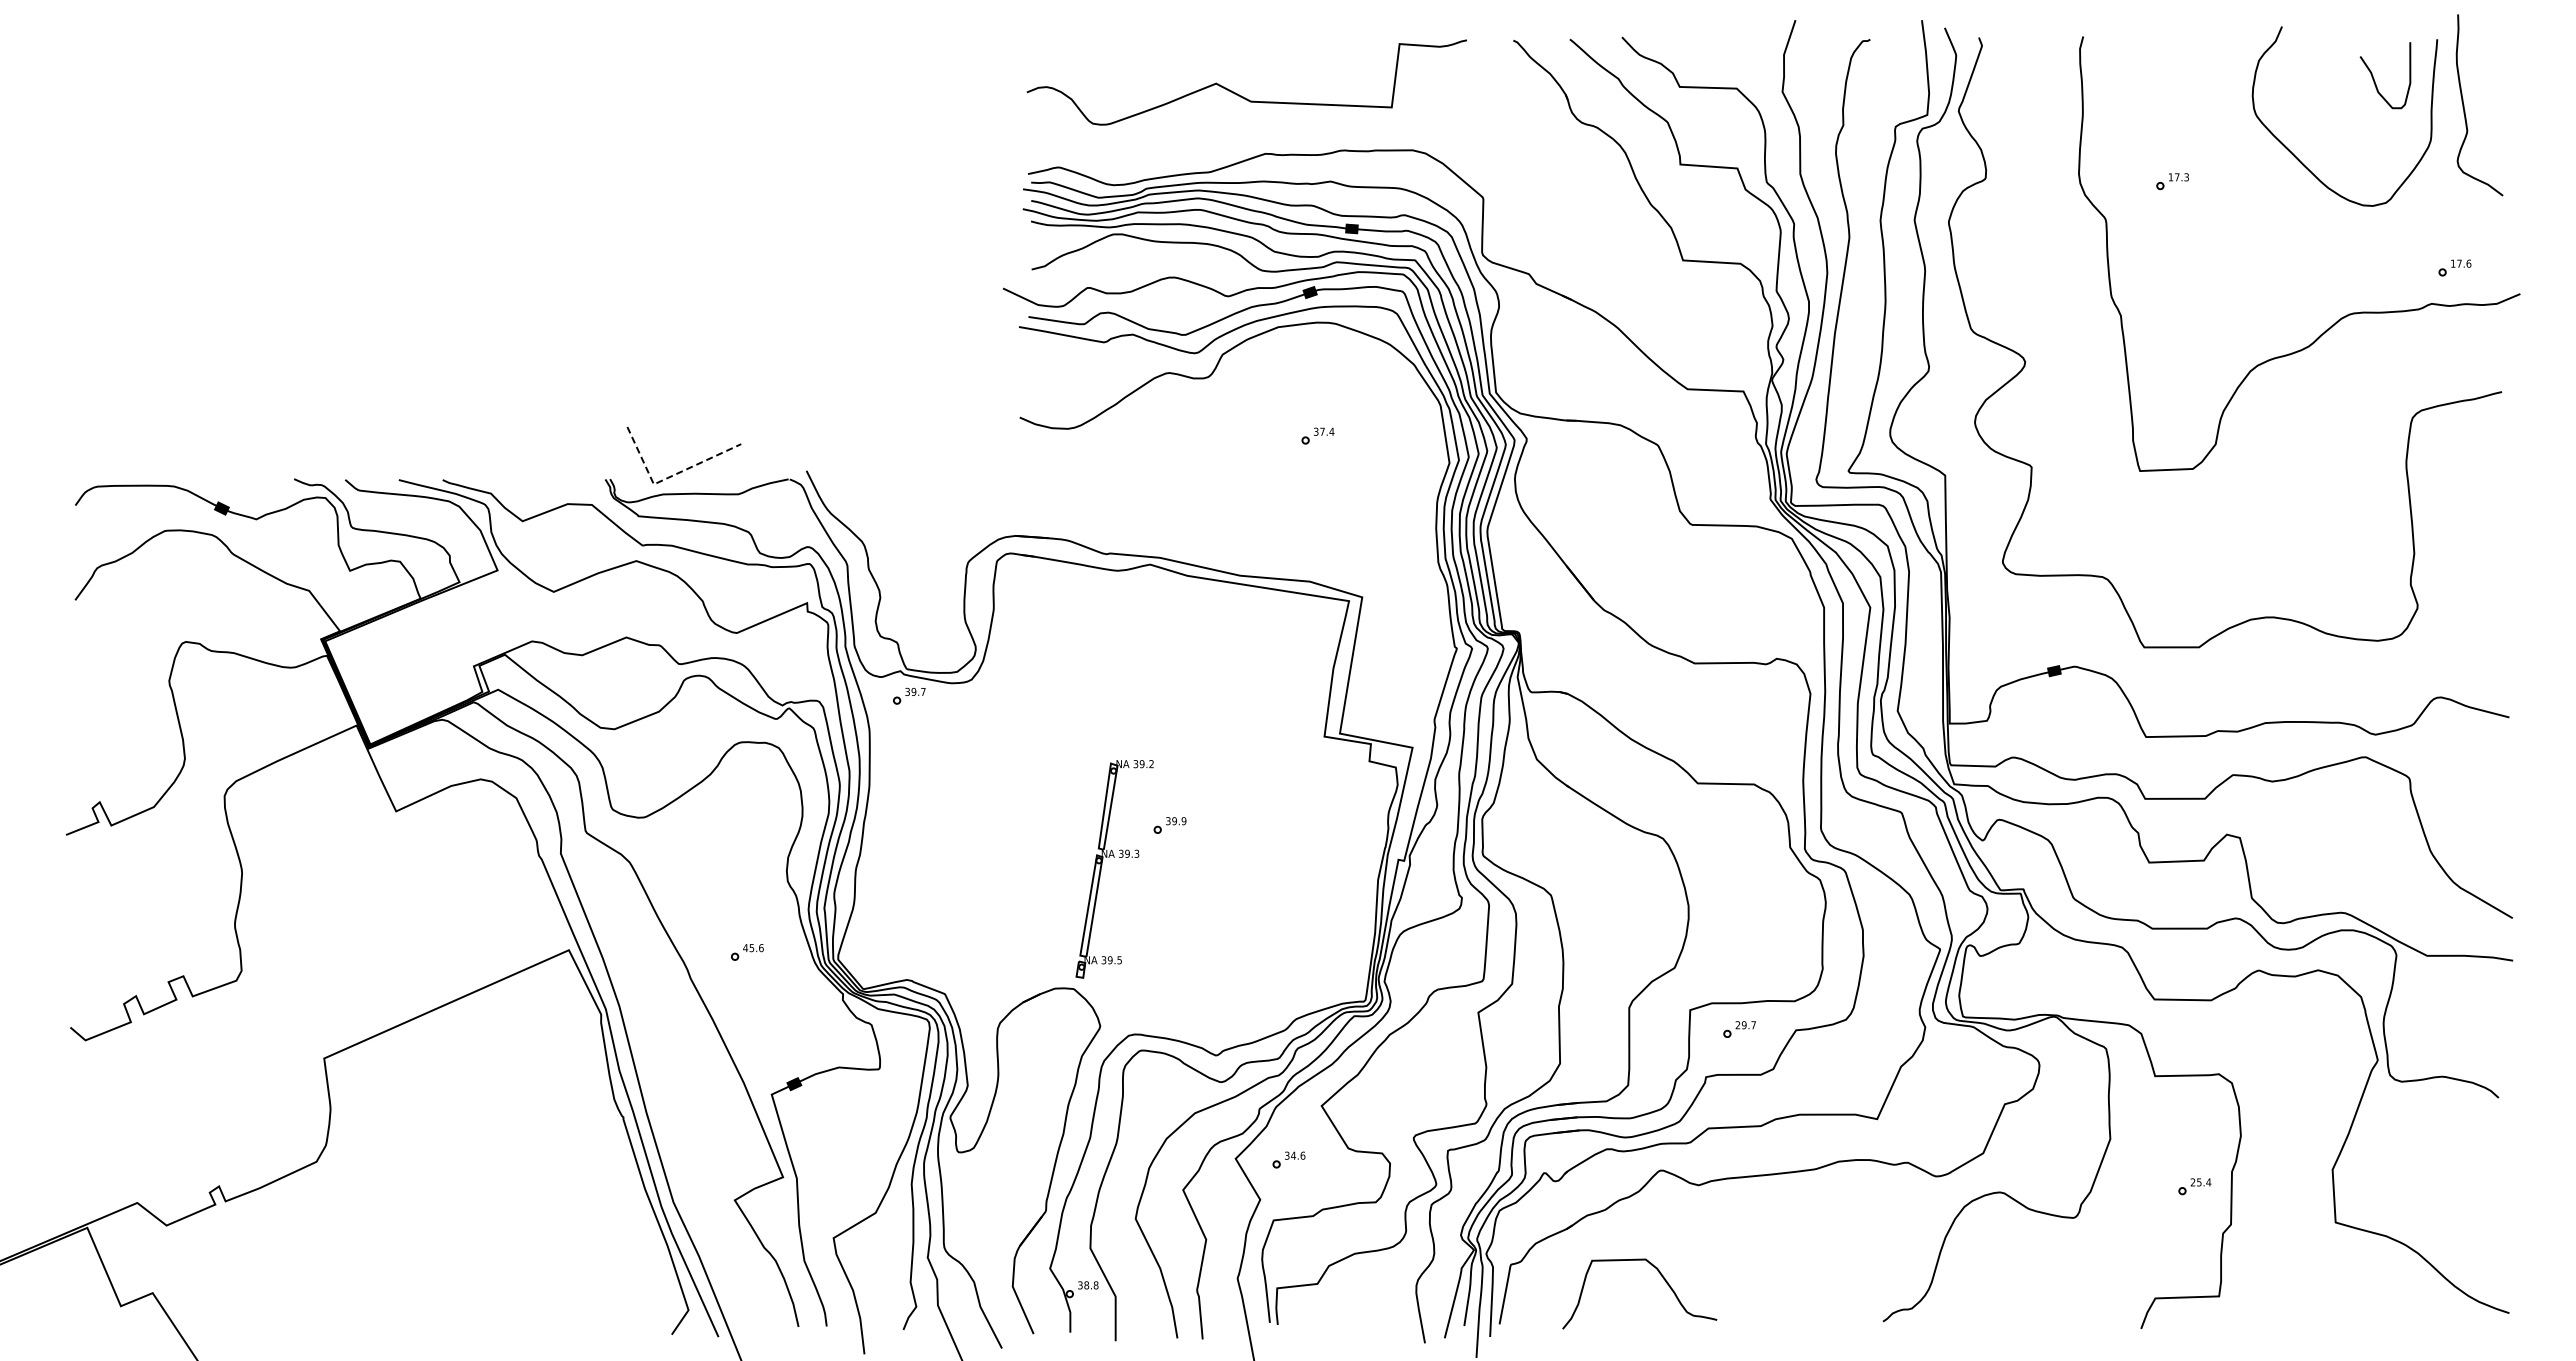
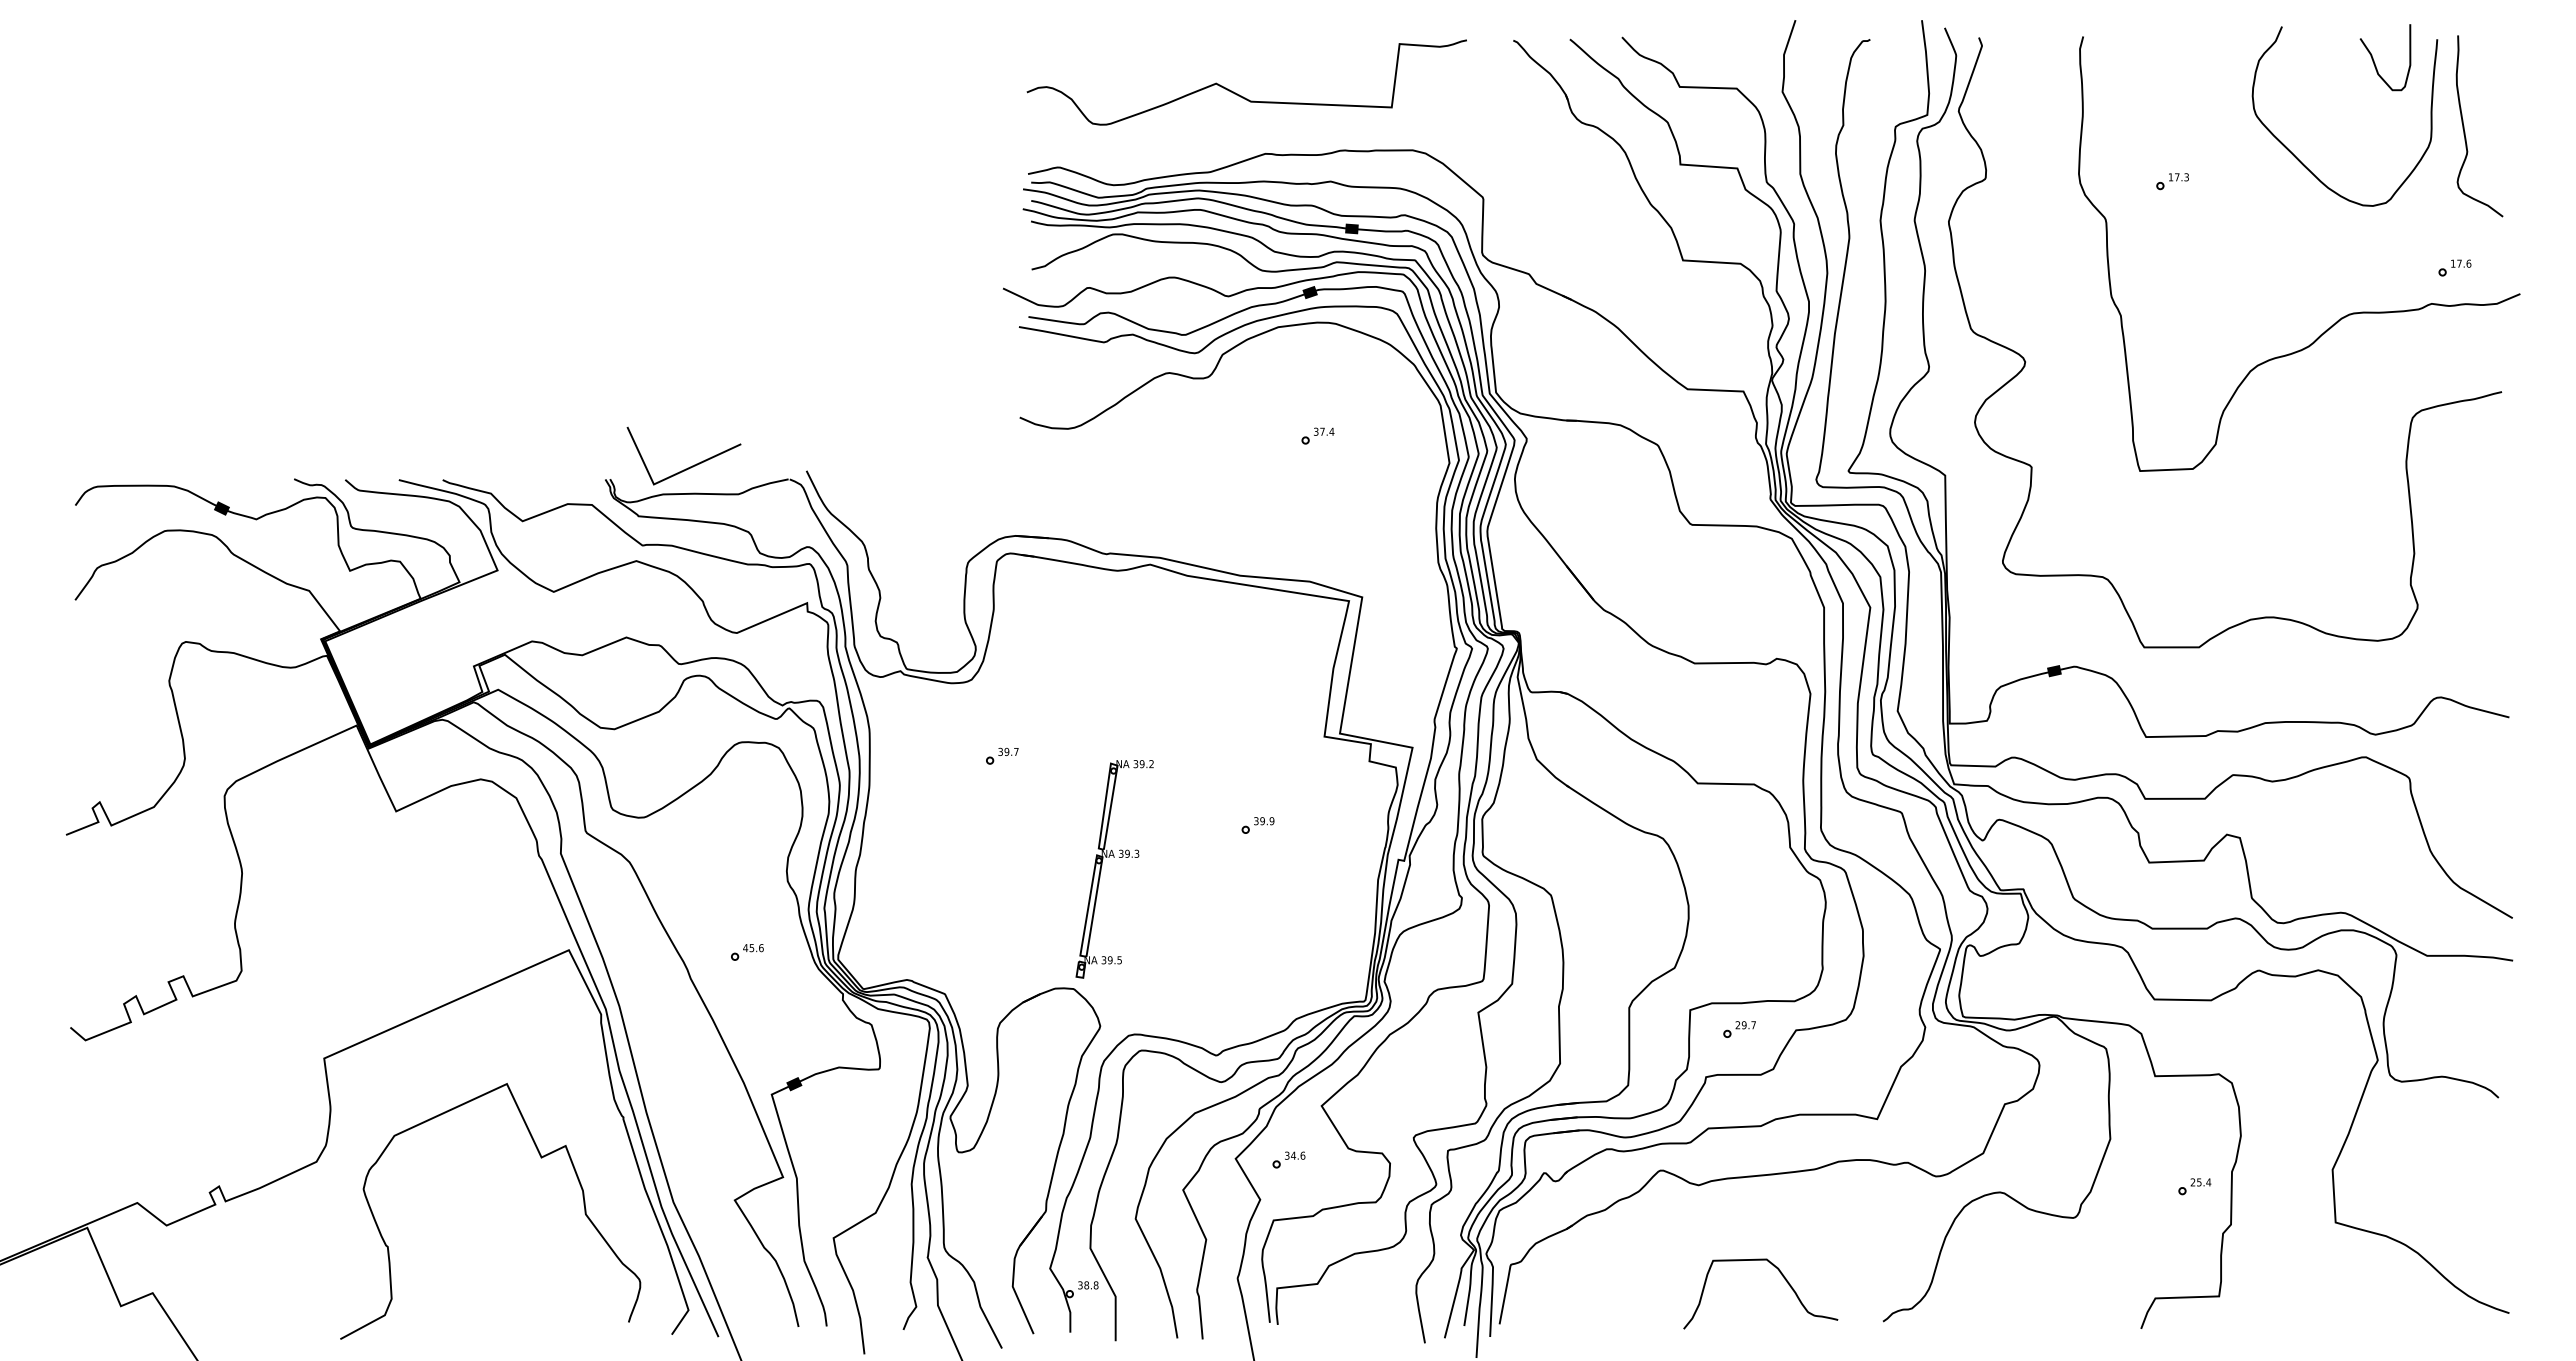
curve position: (2374, 78) -> (2374, 60) (2374, 60)
curve position: (2465, 110) -> (2465, 131) (2465, 131)
line: dashed -> solid (668, 477)
part position: (909, 695) -> (1002, 755) (1002, 755)
part position: (1169, 825) -> (1257, 825) (1257, 825)
curve: none -> present (541, 1158)
curve position: (1660, 1275) -> (1781, 1275) (1781, 1275)
